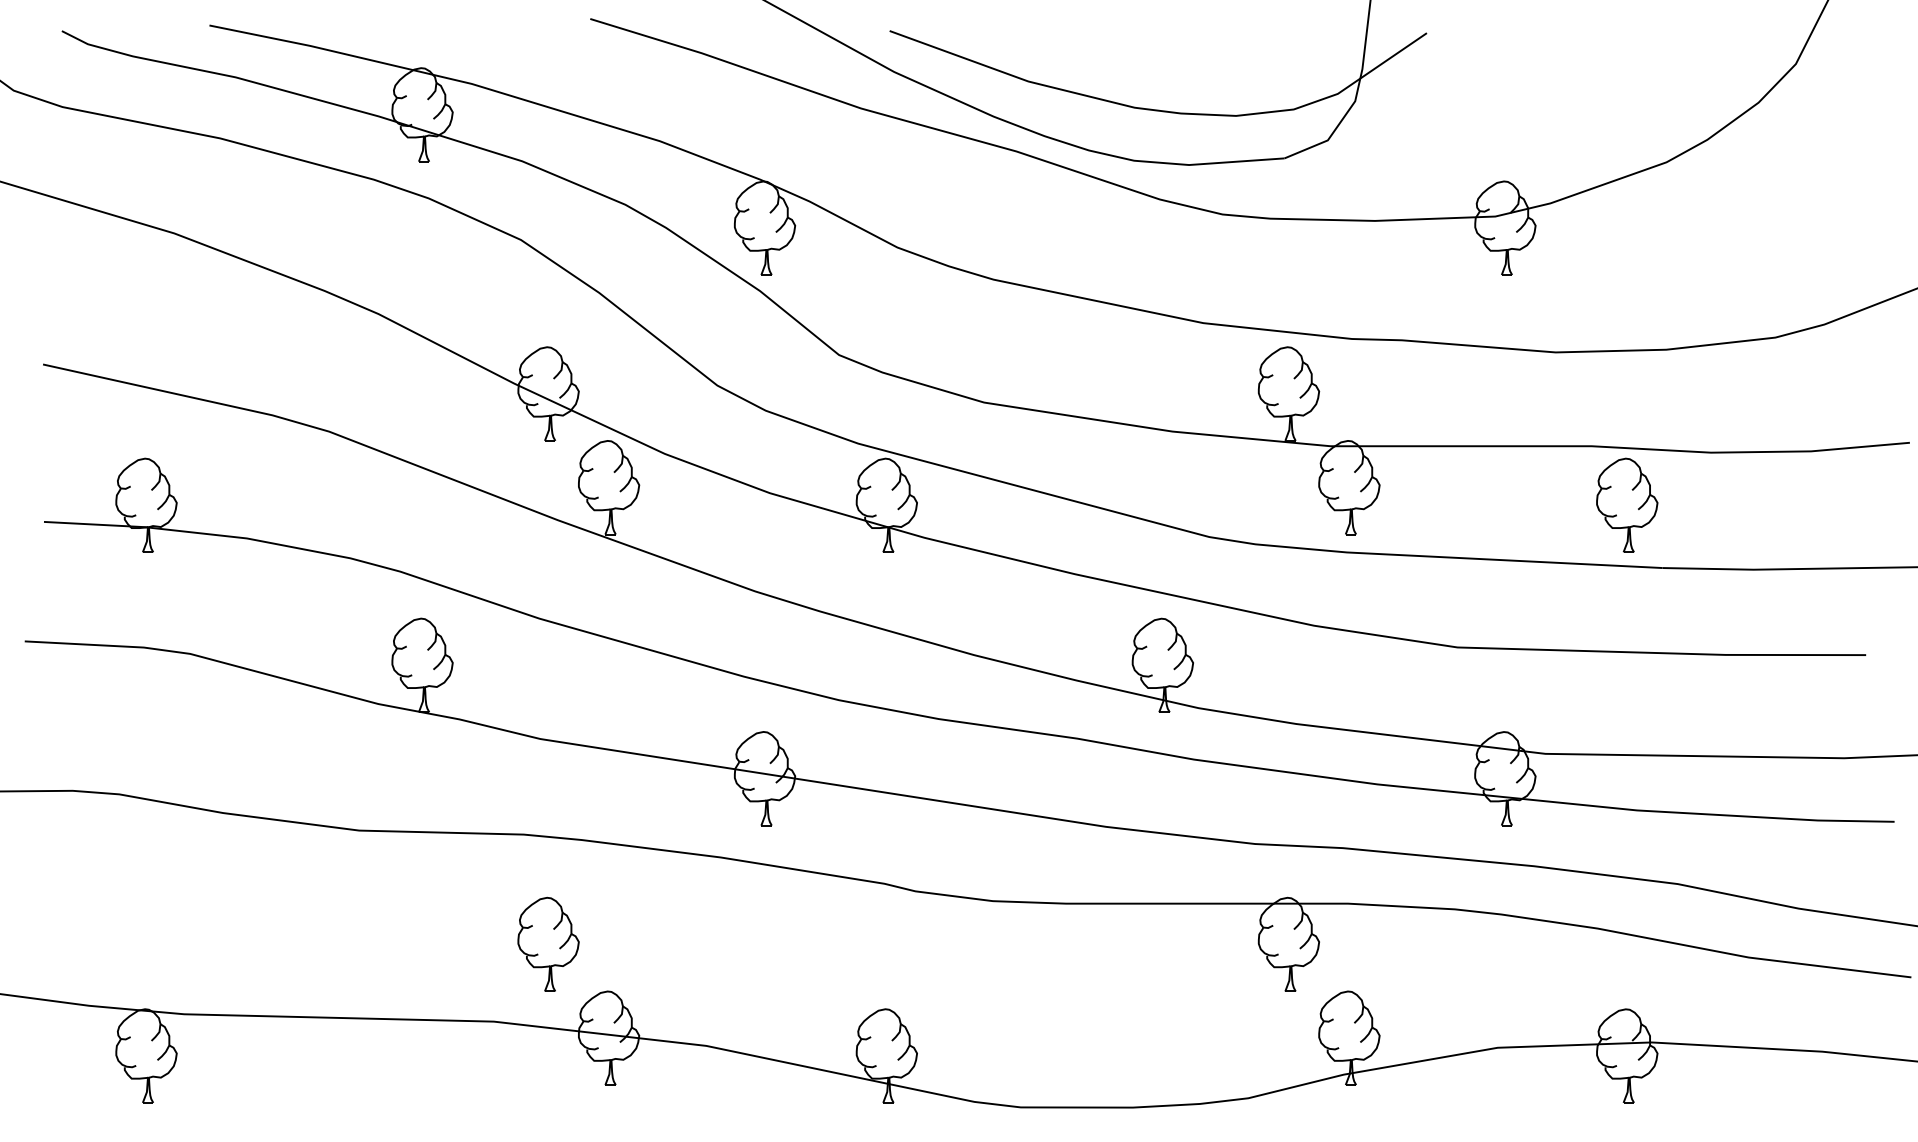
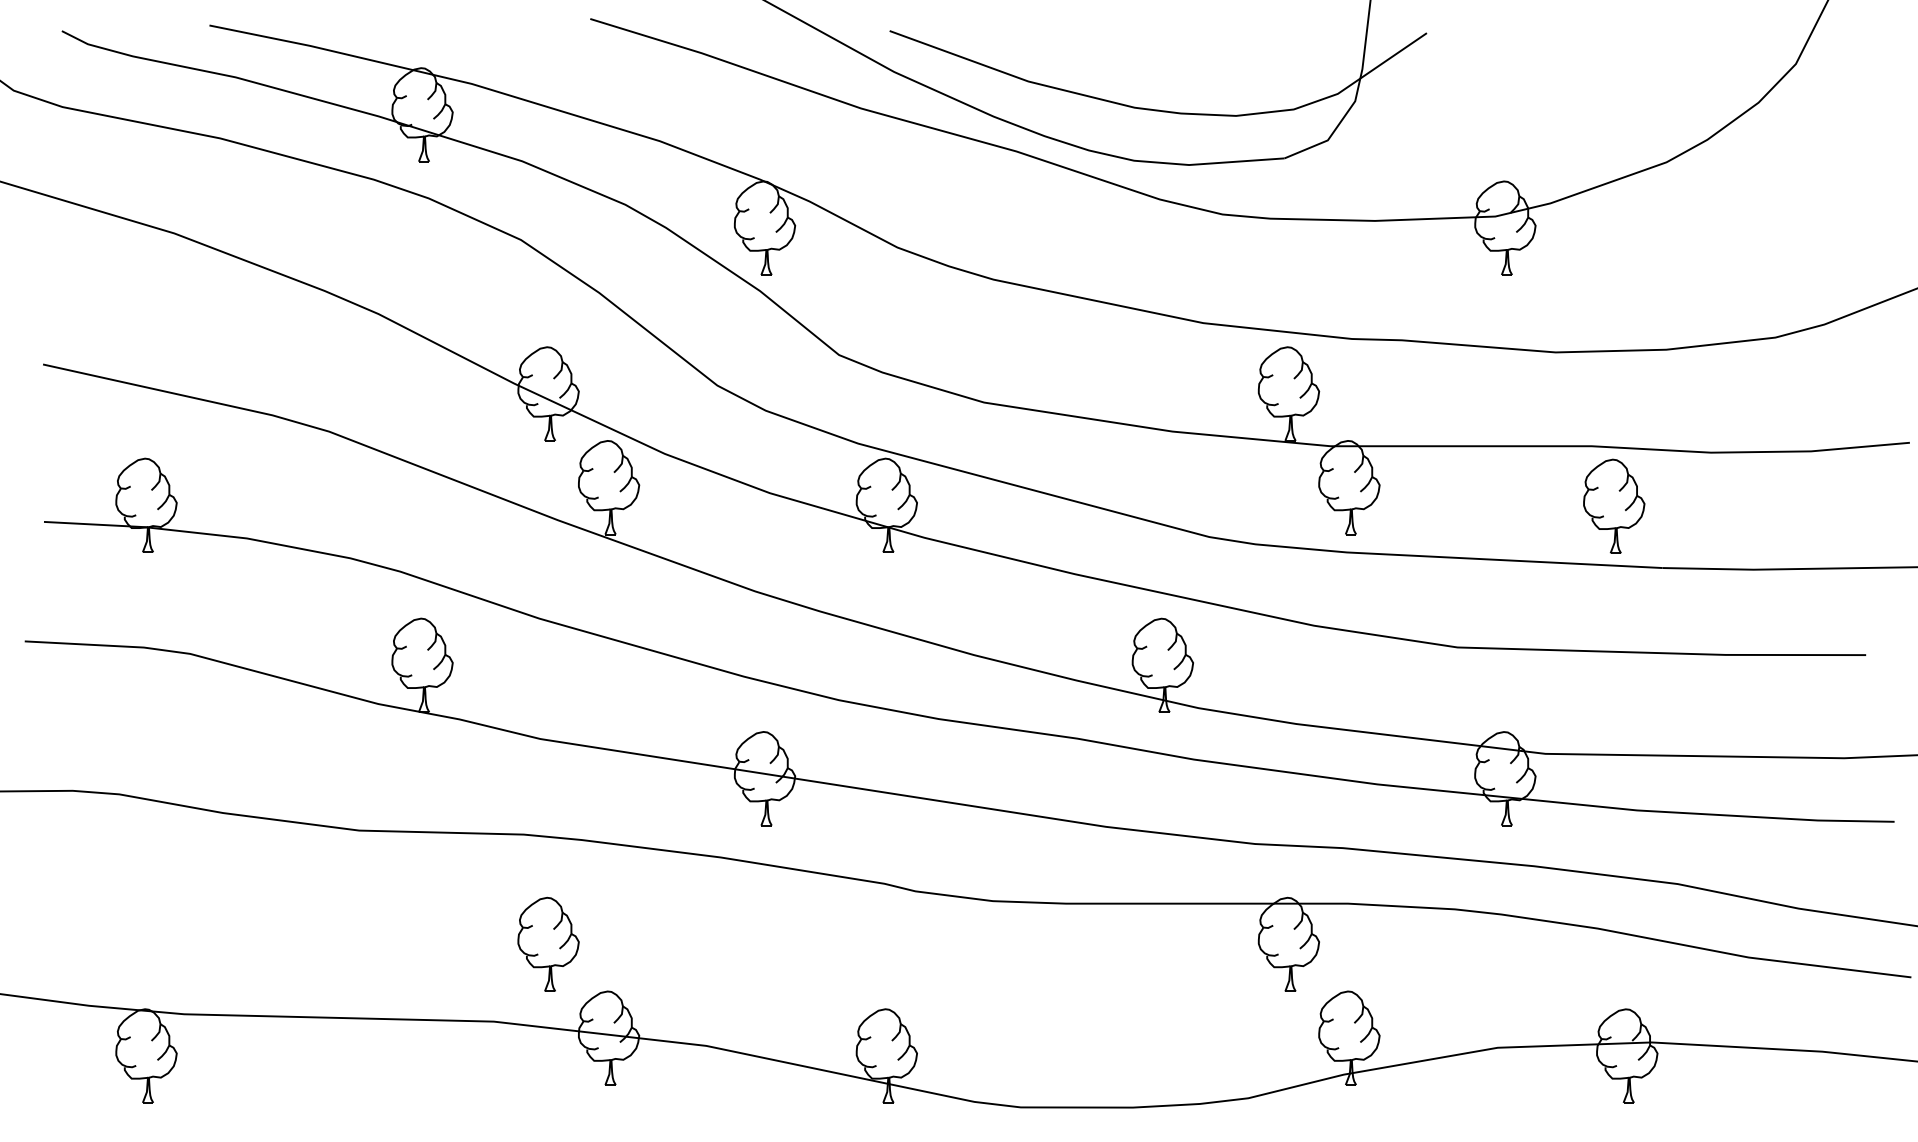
part position: (1627, 504) -> (1614, 505) (1614, 505)
